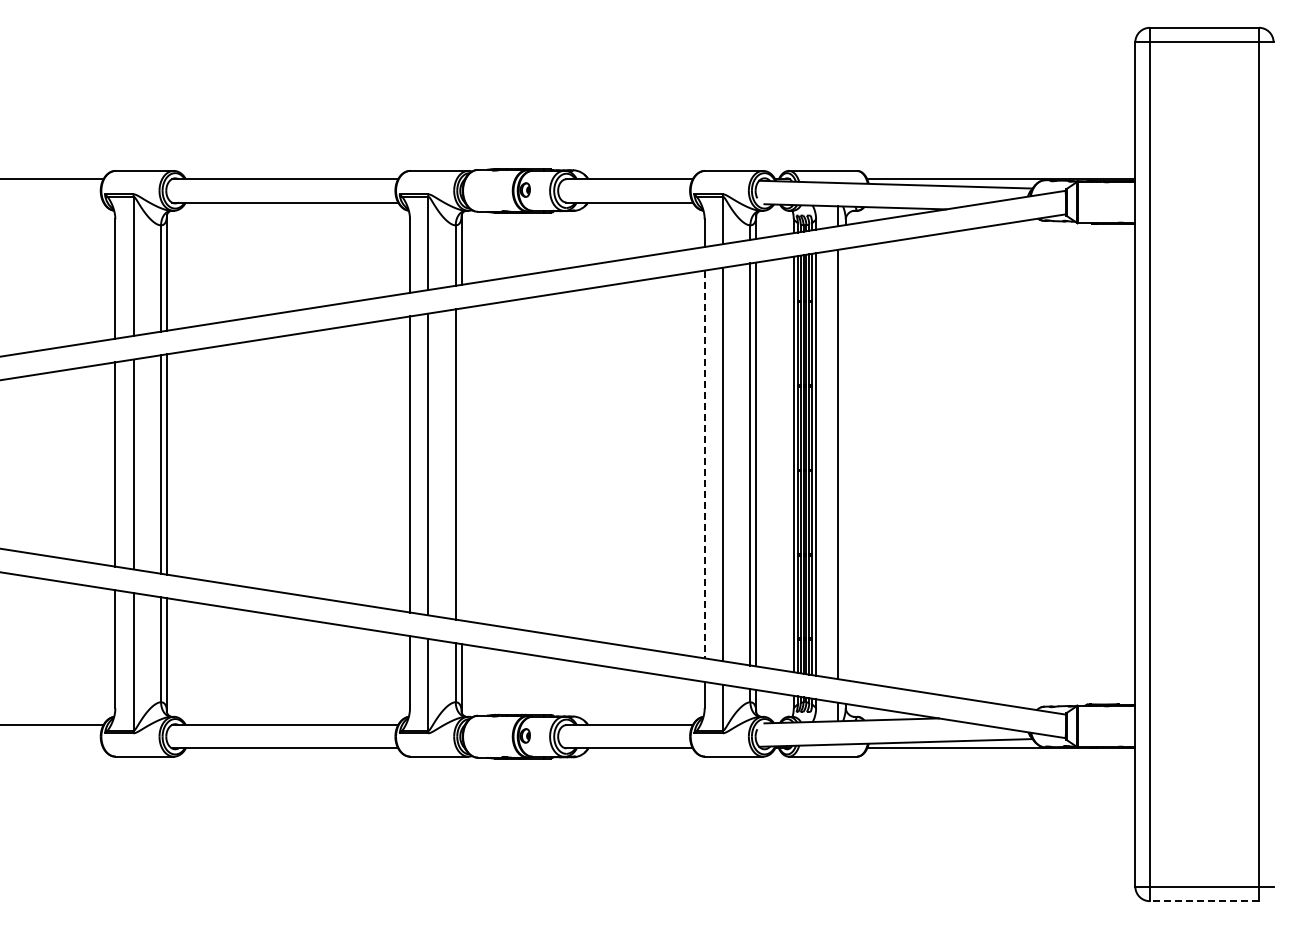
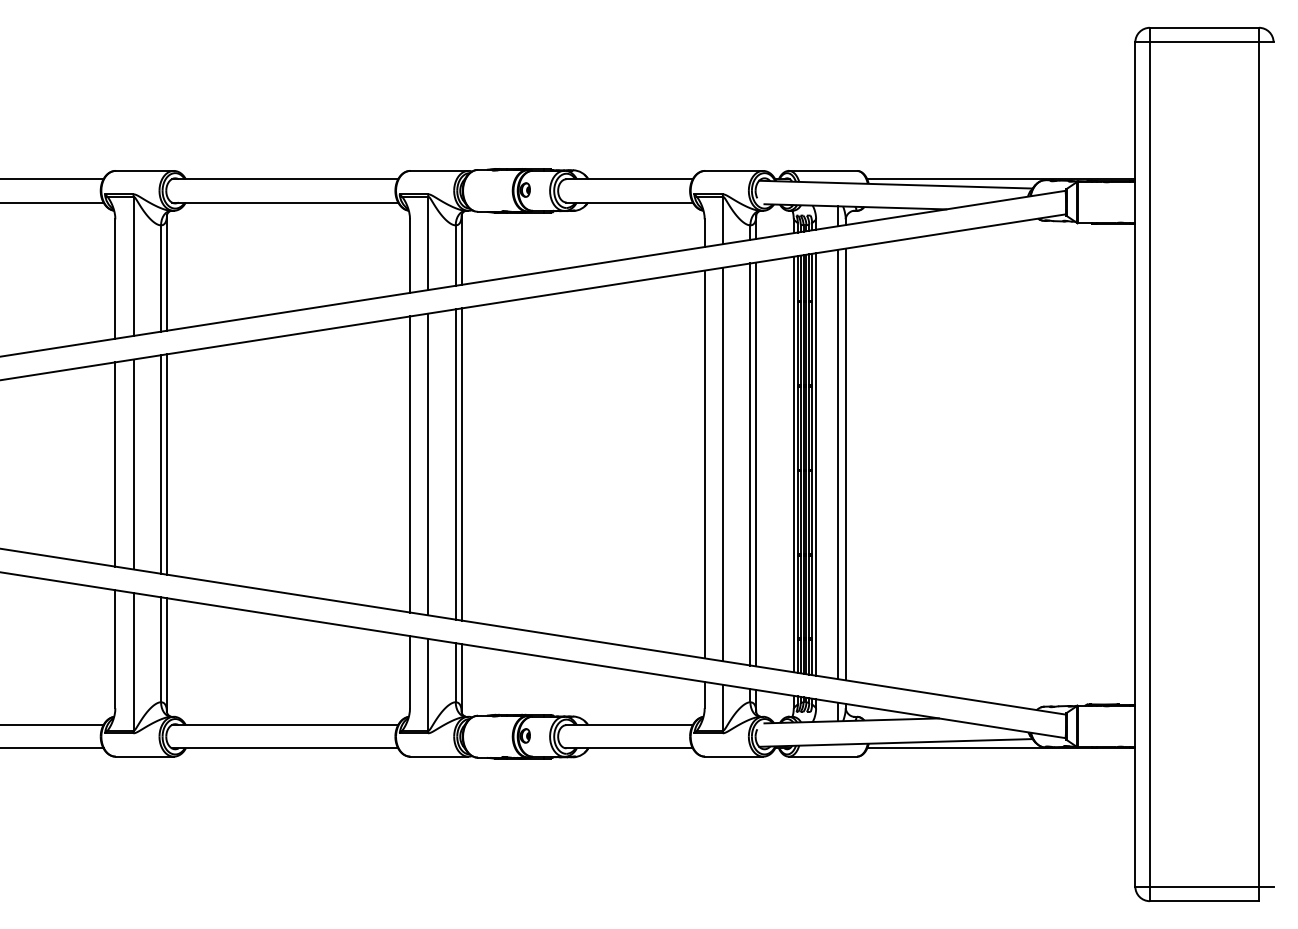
line: none -> present (52, 202)
line: none -> present (461, 464)
line: dashed -> solid (704, 464)
line: none -> present (845, 464)
line: none -> present (52, 748)
line: dashed -> solid (1204, 901)
